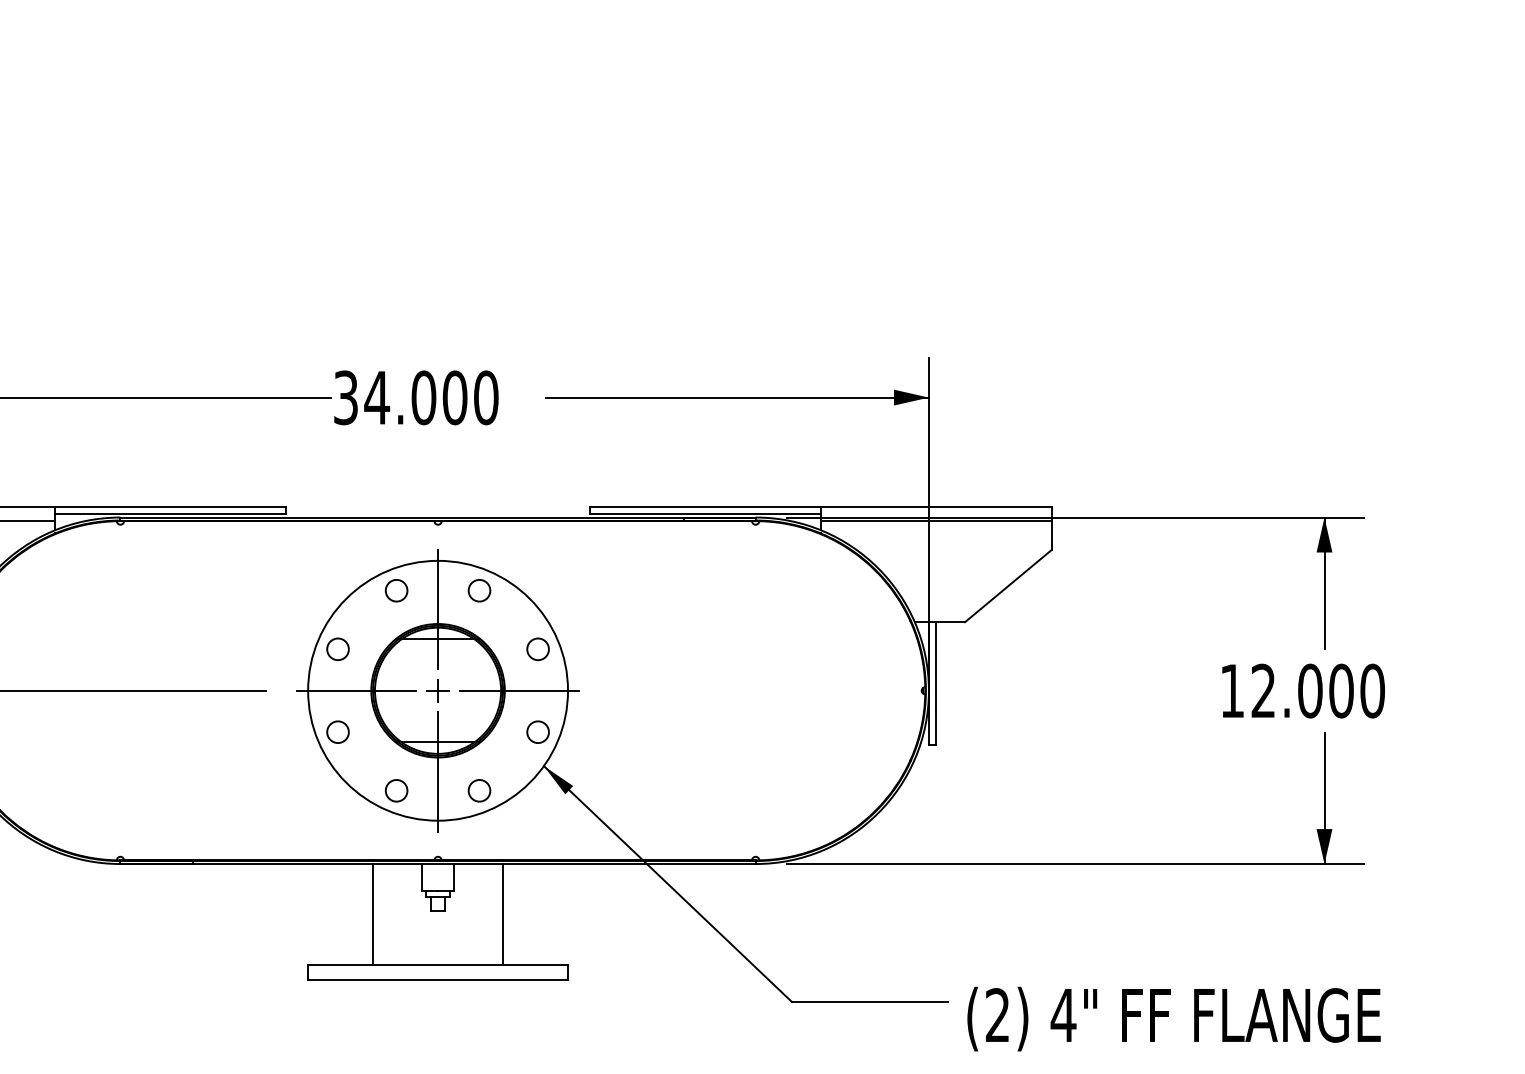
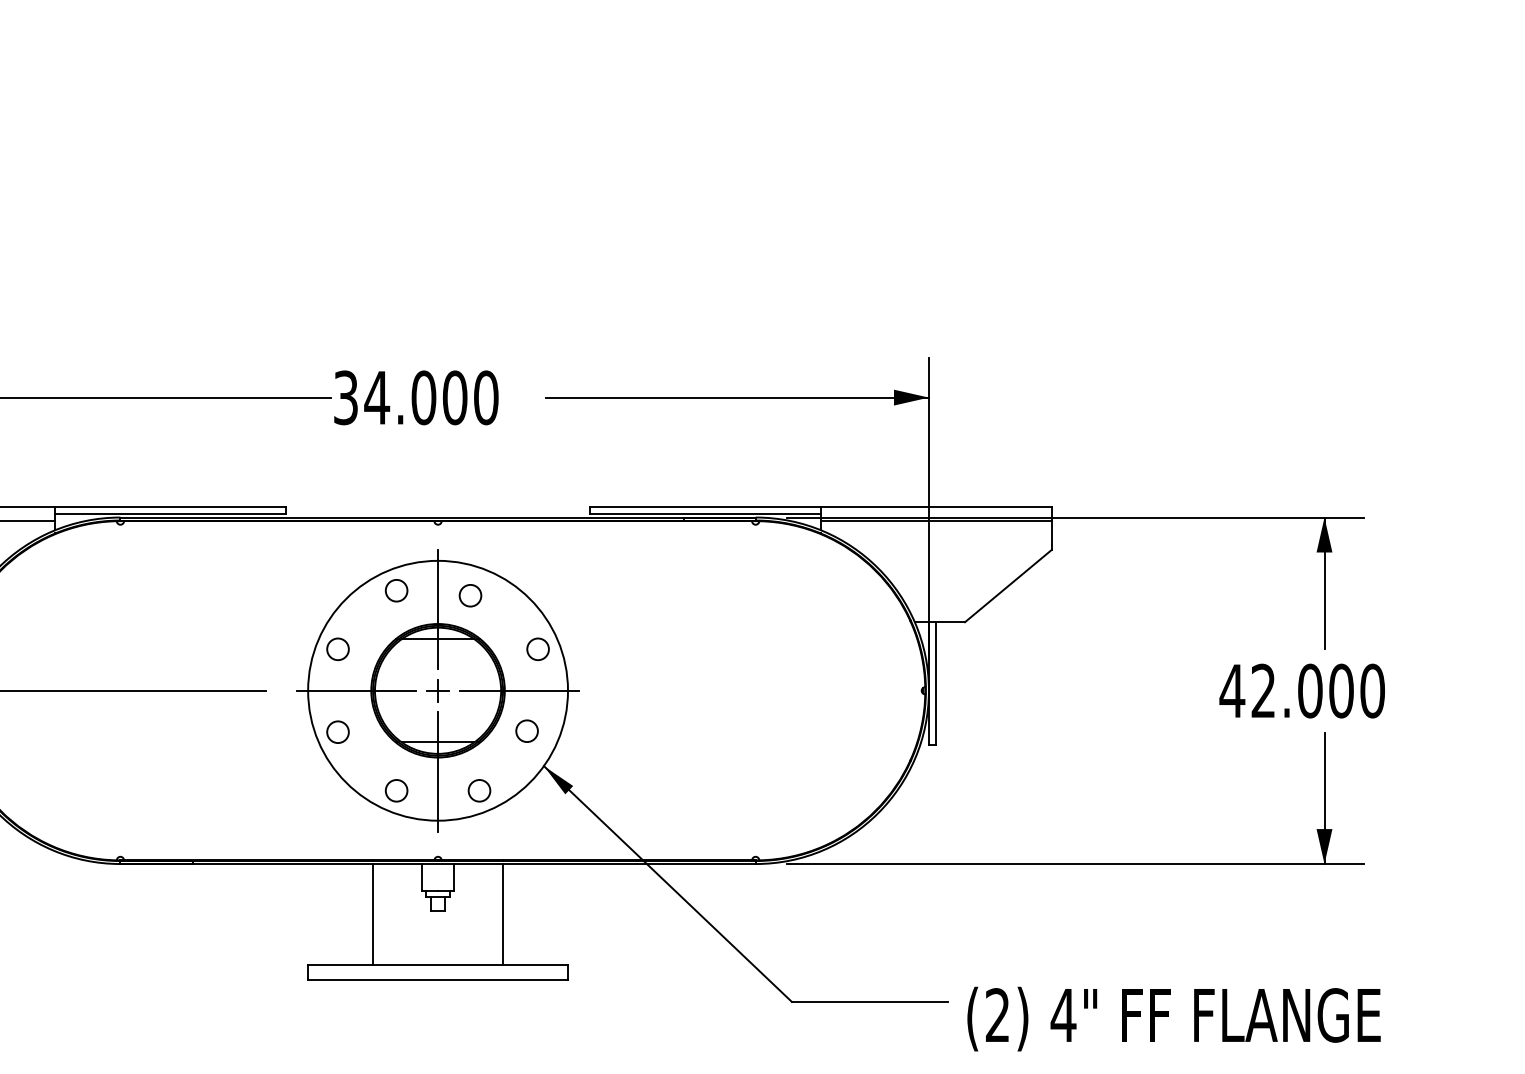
circle position: (479, 590) -> (470, 595) (470, 595)
text: 12.000 -> 42.000 (1232, 690)
circle position: (537, 731) -> (526, 730) (526, 730)
